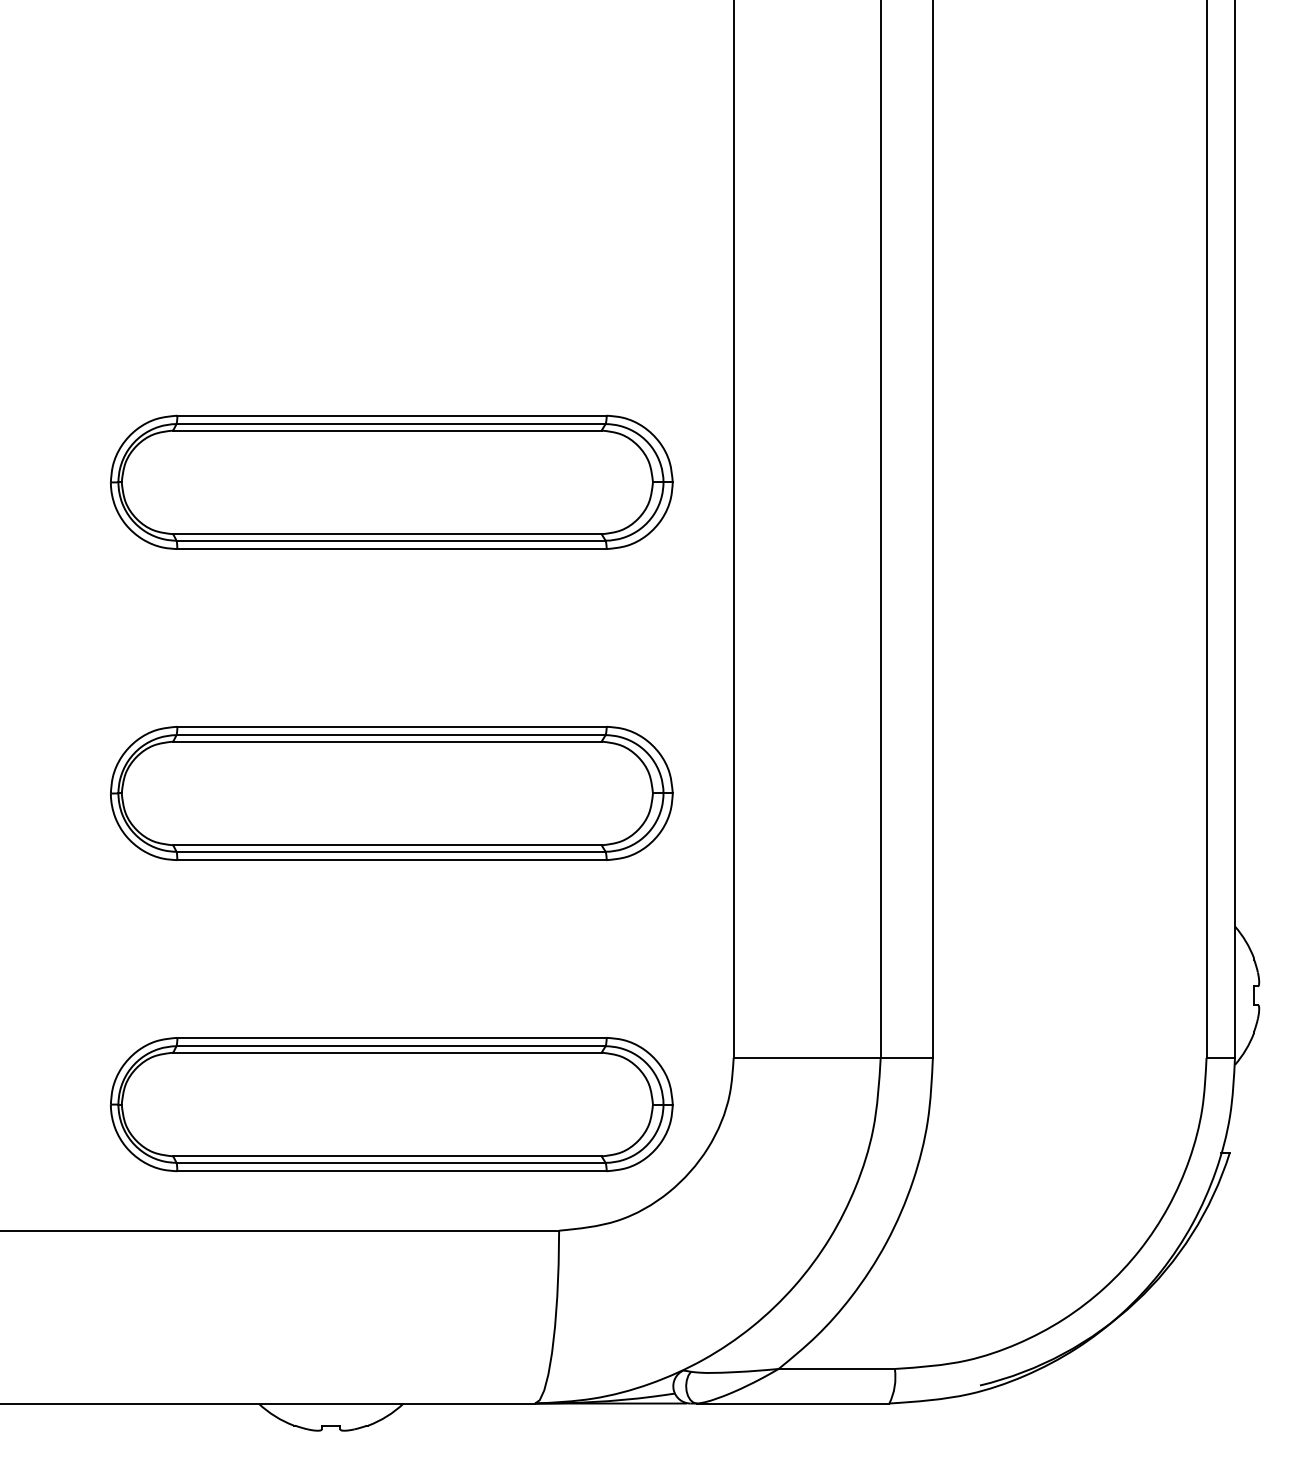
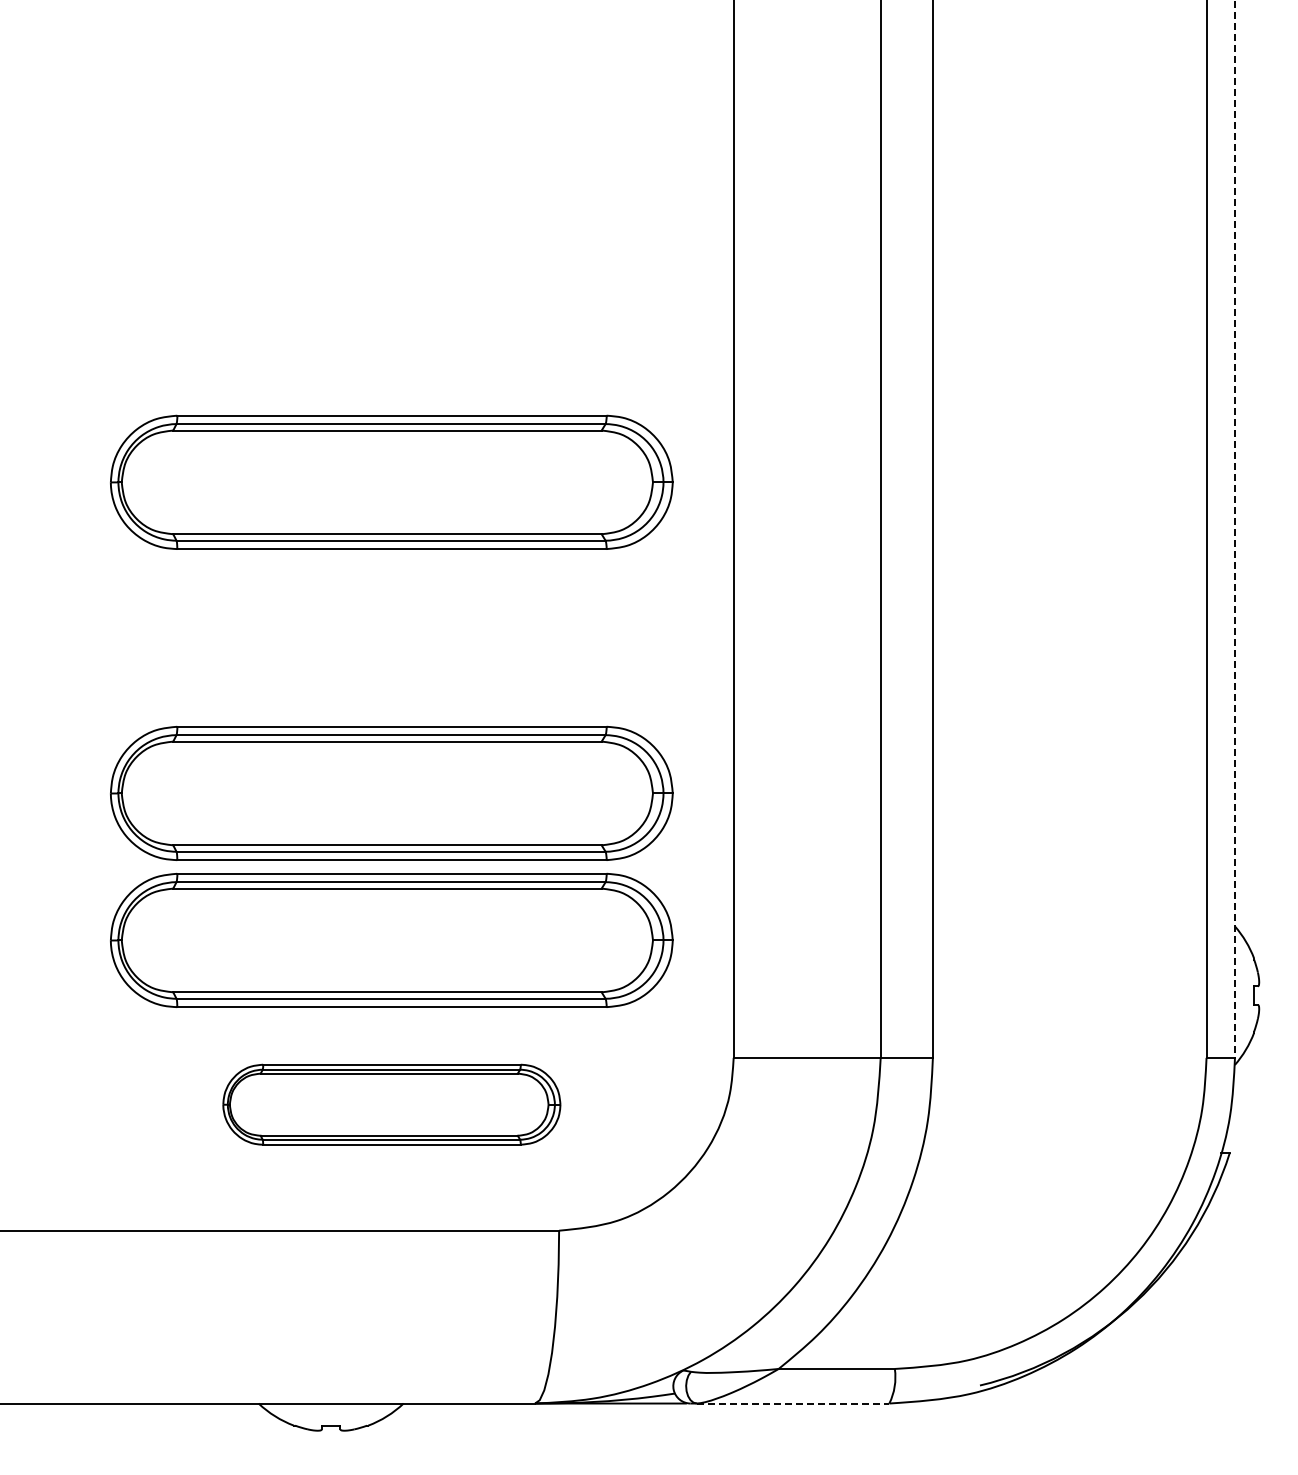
line: solid -> dashed (1234, 529)
part: none -> present (391, 939)
part size: 564x136 px -> 340x83 px (391, 1104)
line: solid -> dashed (793, 1403)
